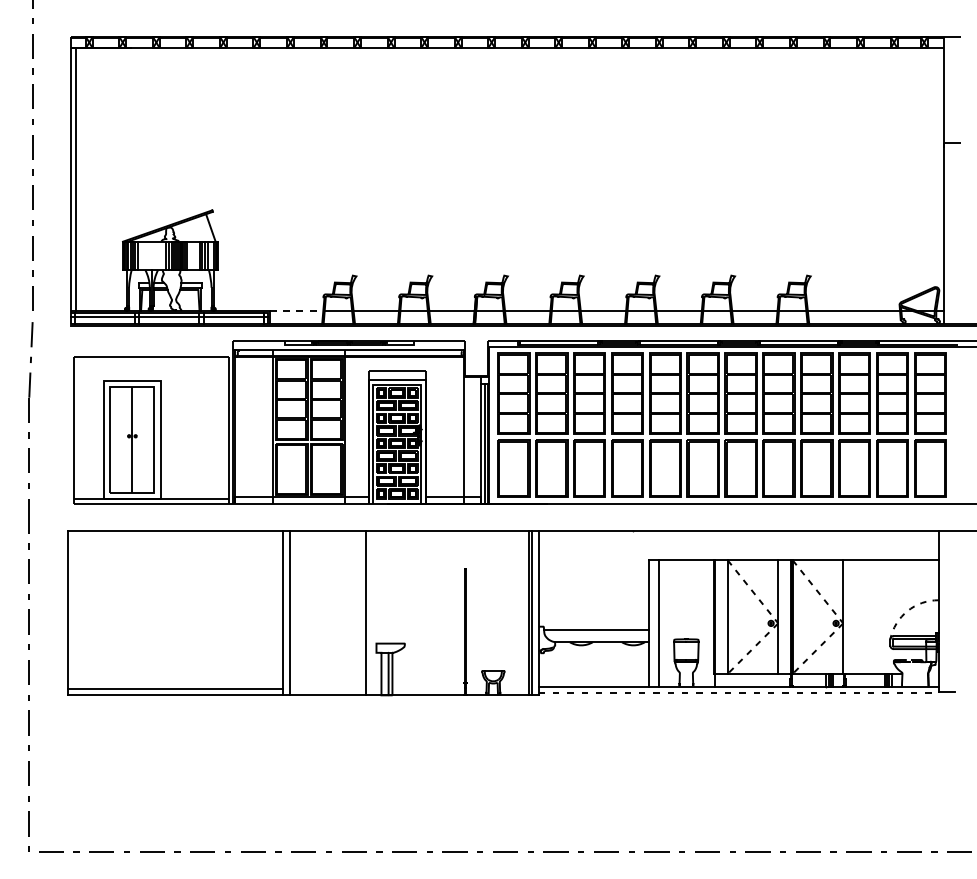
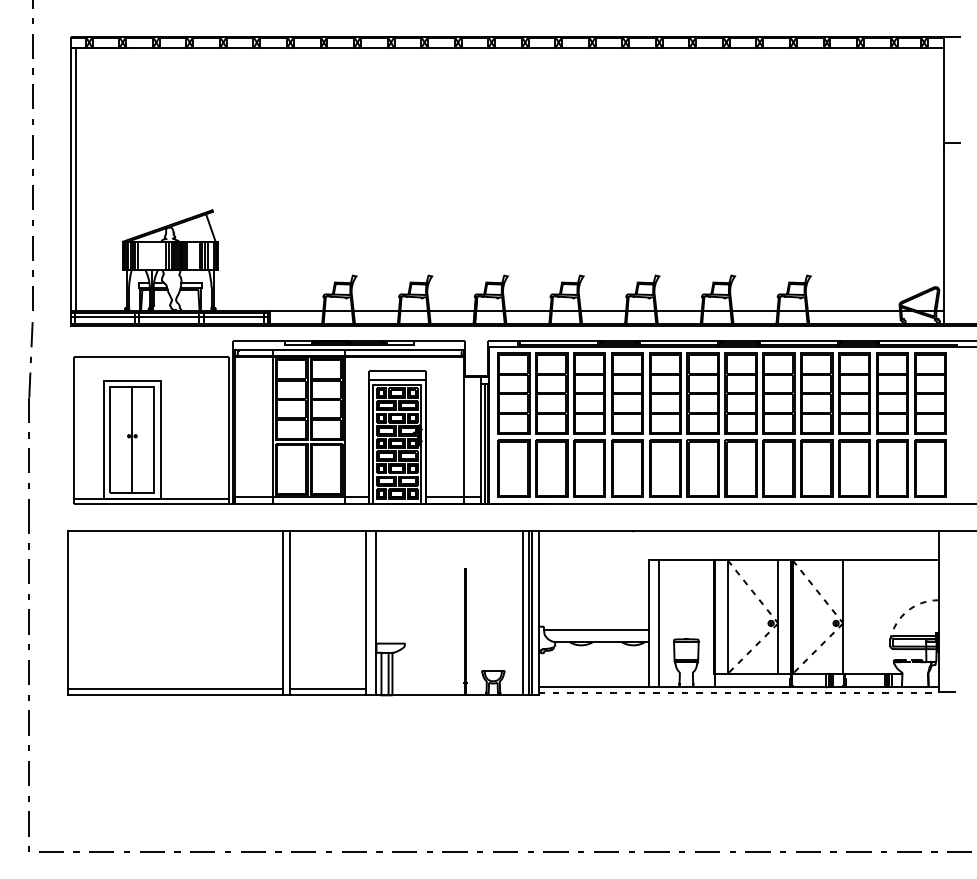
line: dashed -> solid (296, 311)
line: none -> present (375, 613)
line: none -> present (522, 613)
line: none -> present (328, 689)
